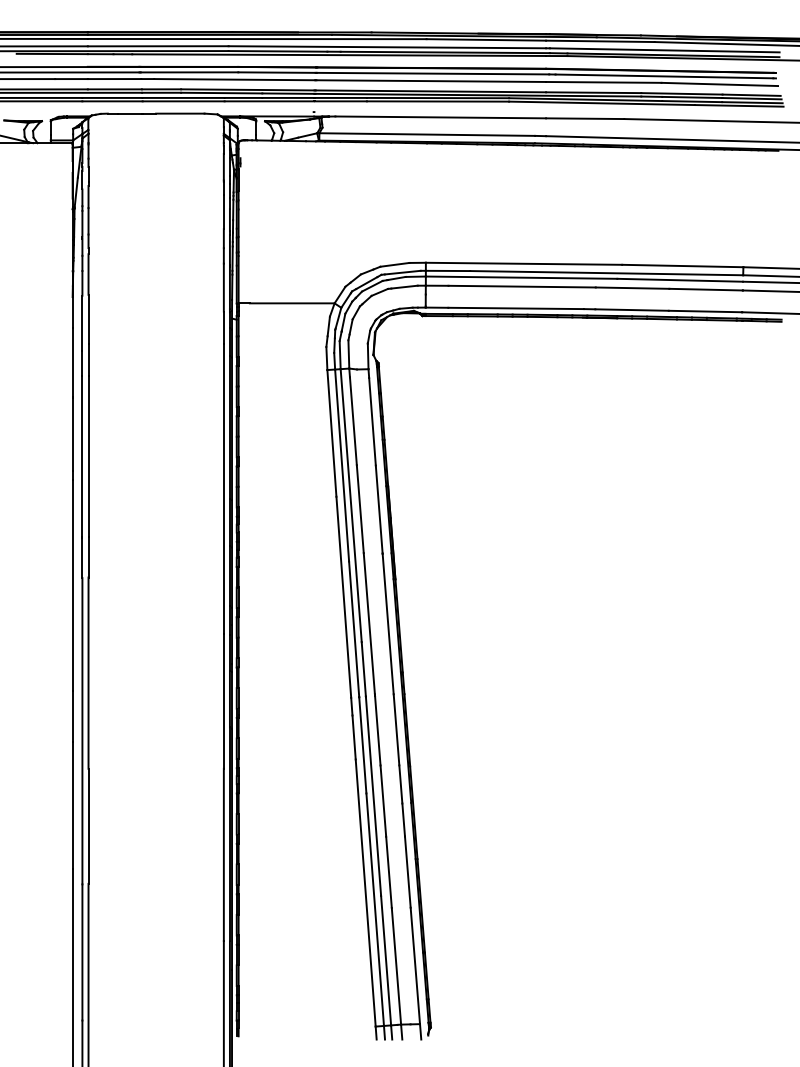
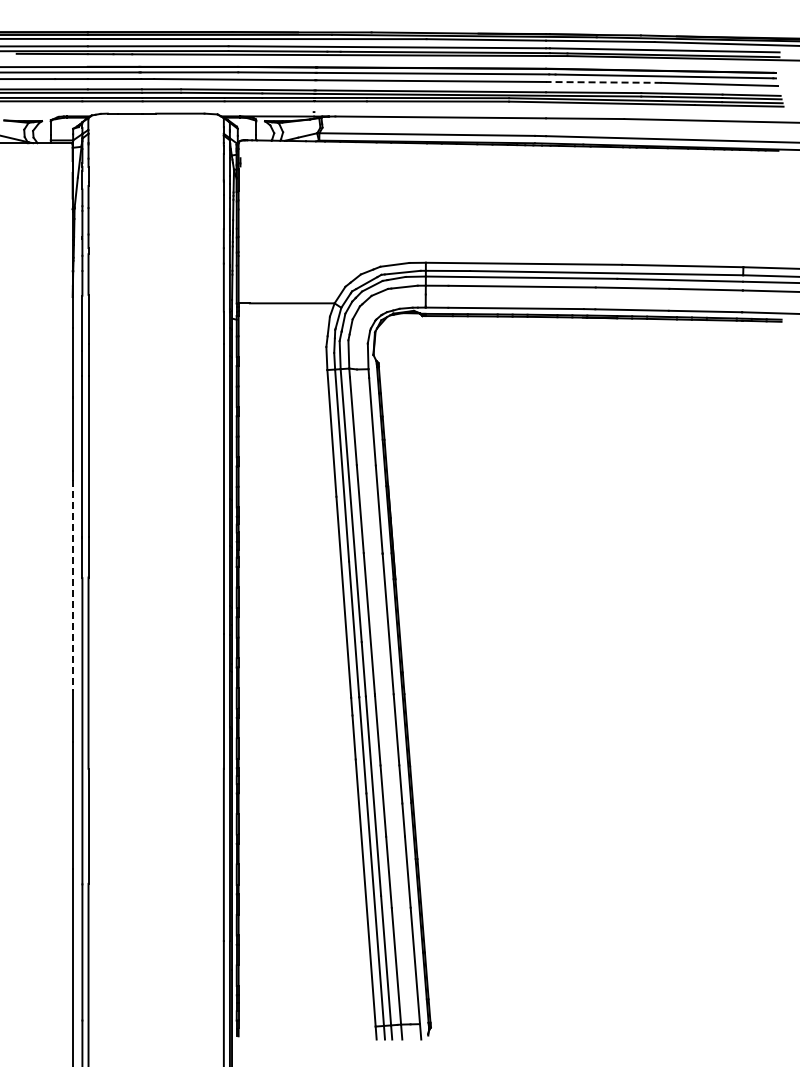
line: solid -> dashed (603, 82)
line: solid -> dashed (72, 585)
